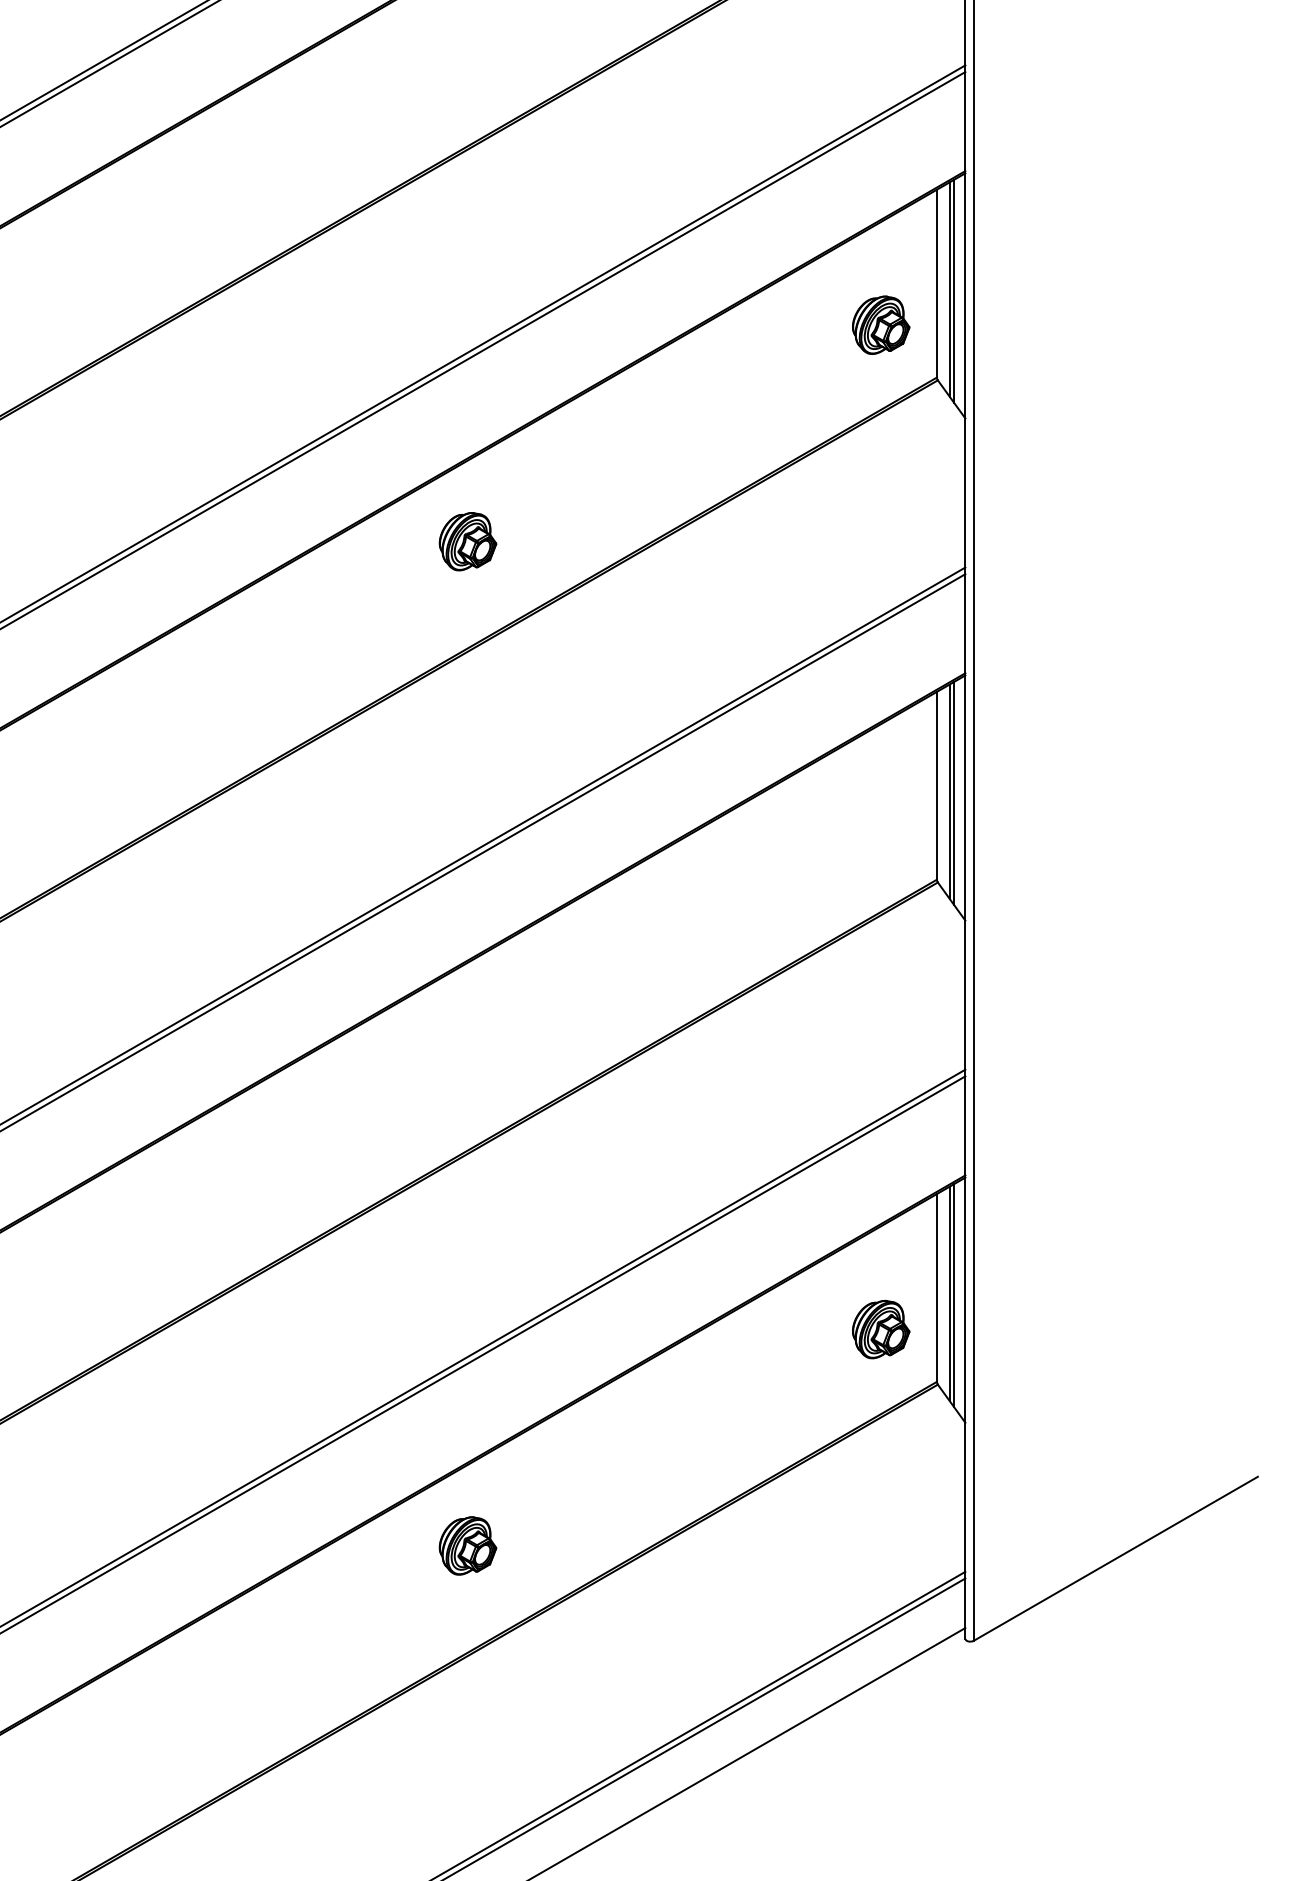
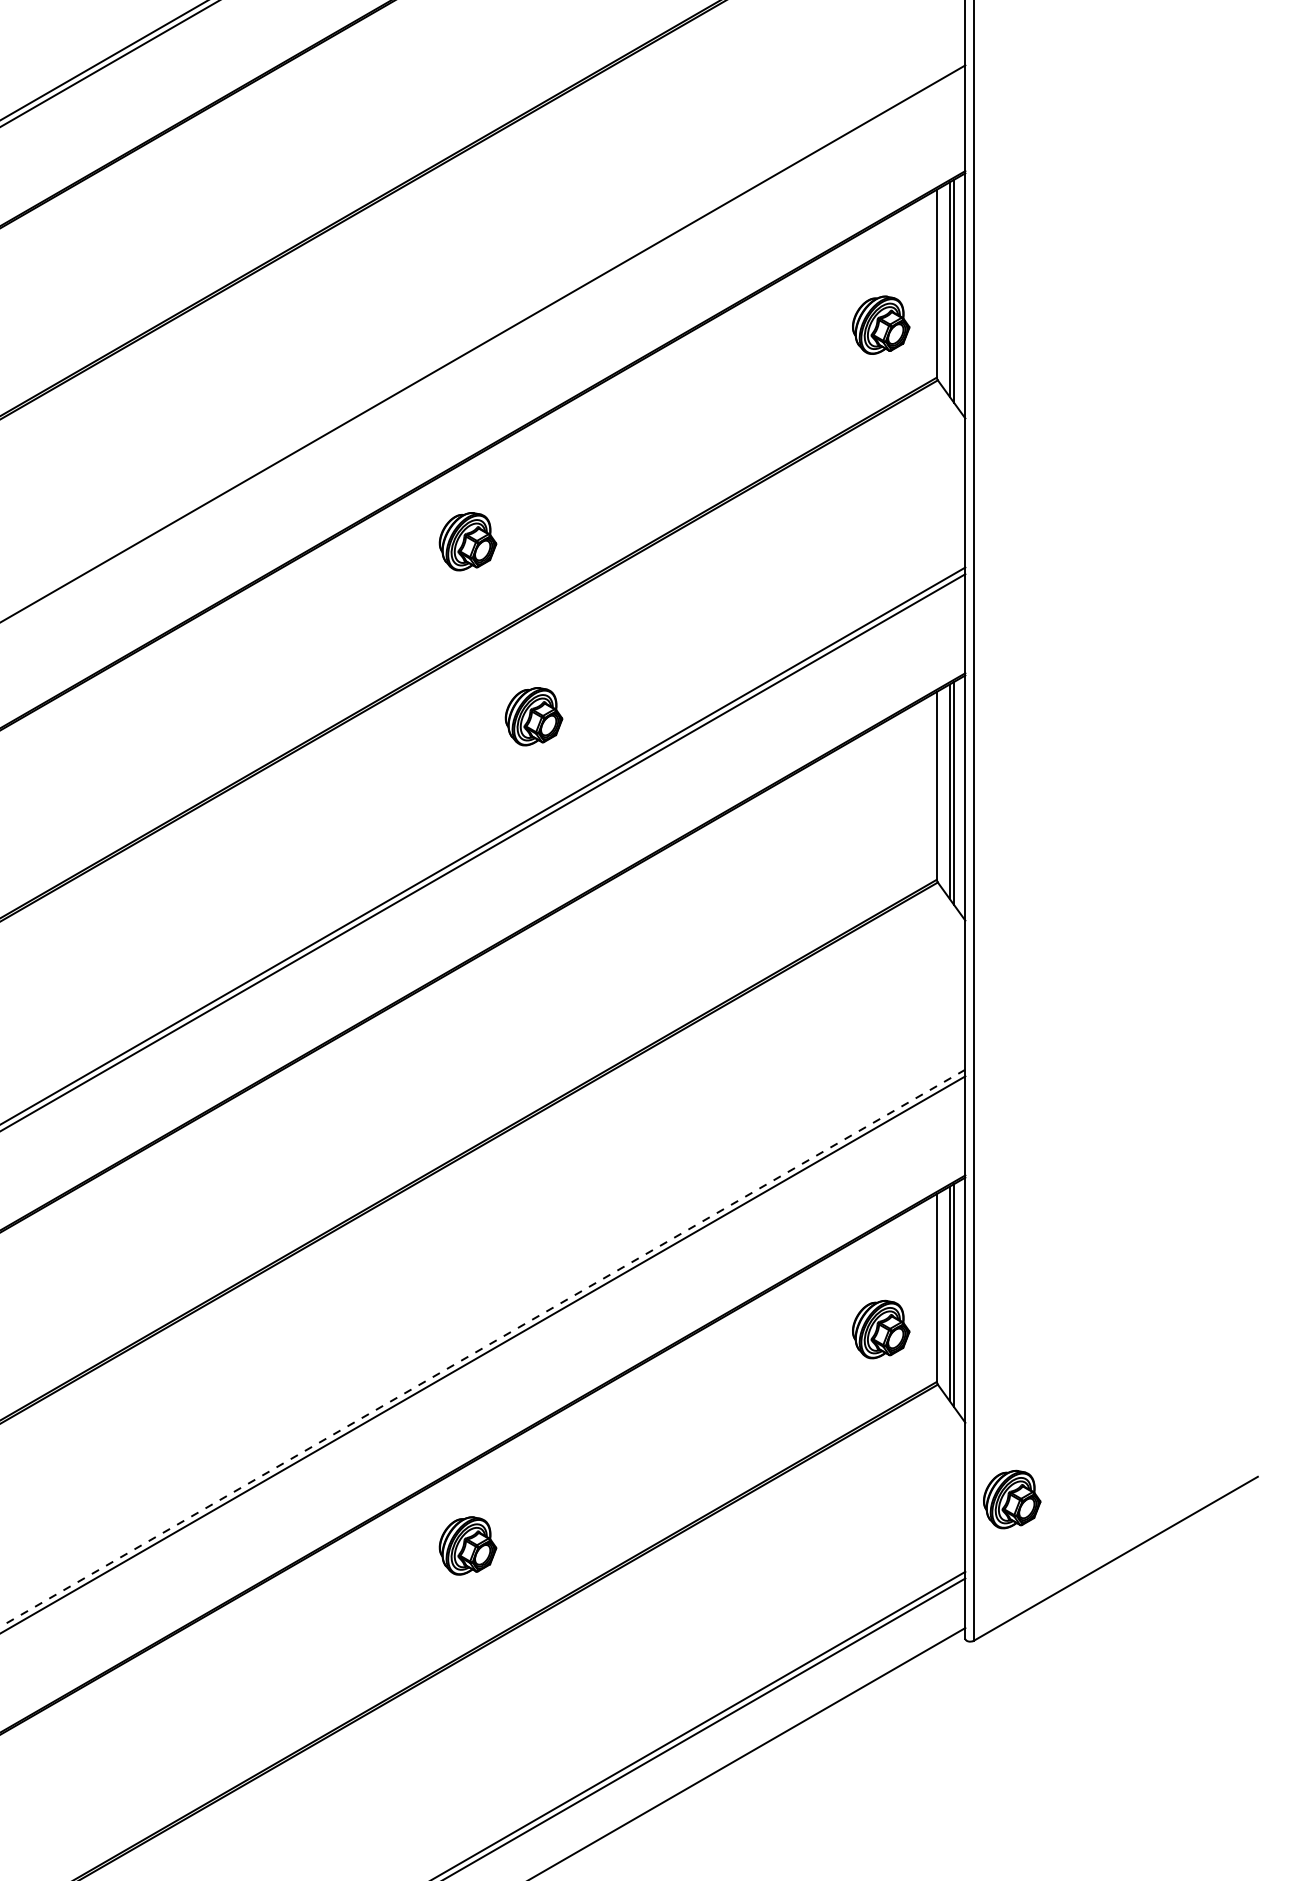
line: present -> none (483, 350)
part: none -> present (533, 716)
line: solid -> dashed (483, 1348)
part: none -> present (1012, 1499)
